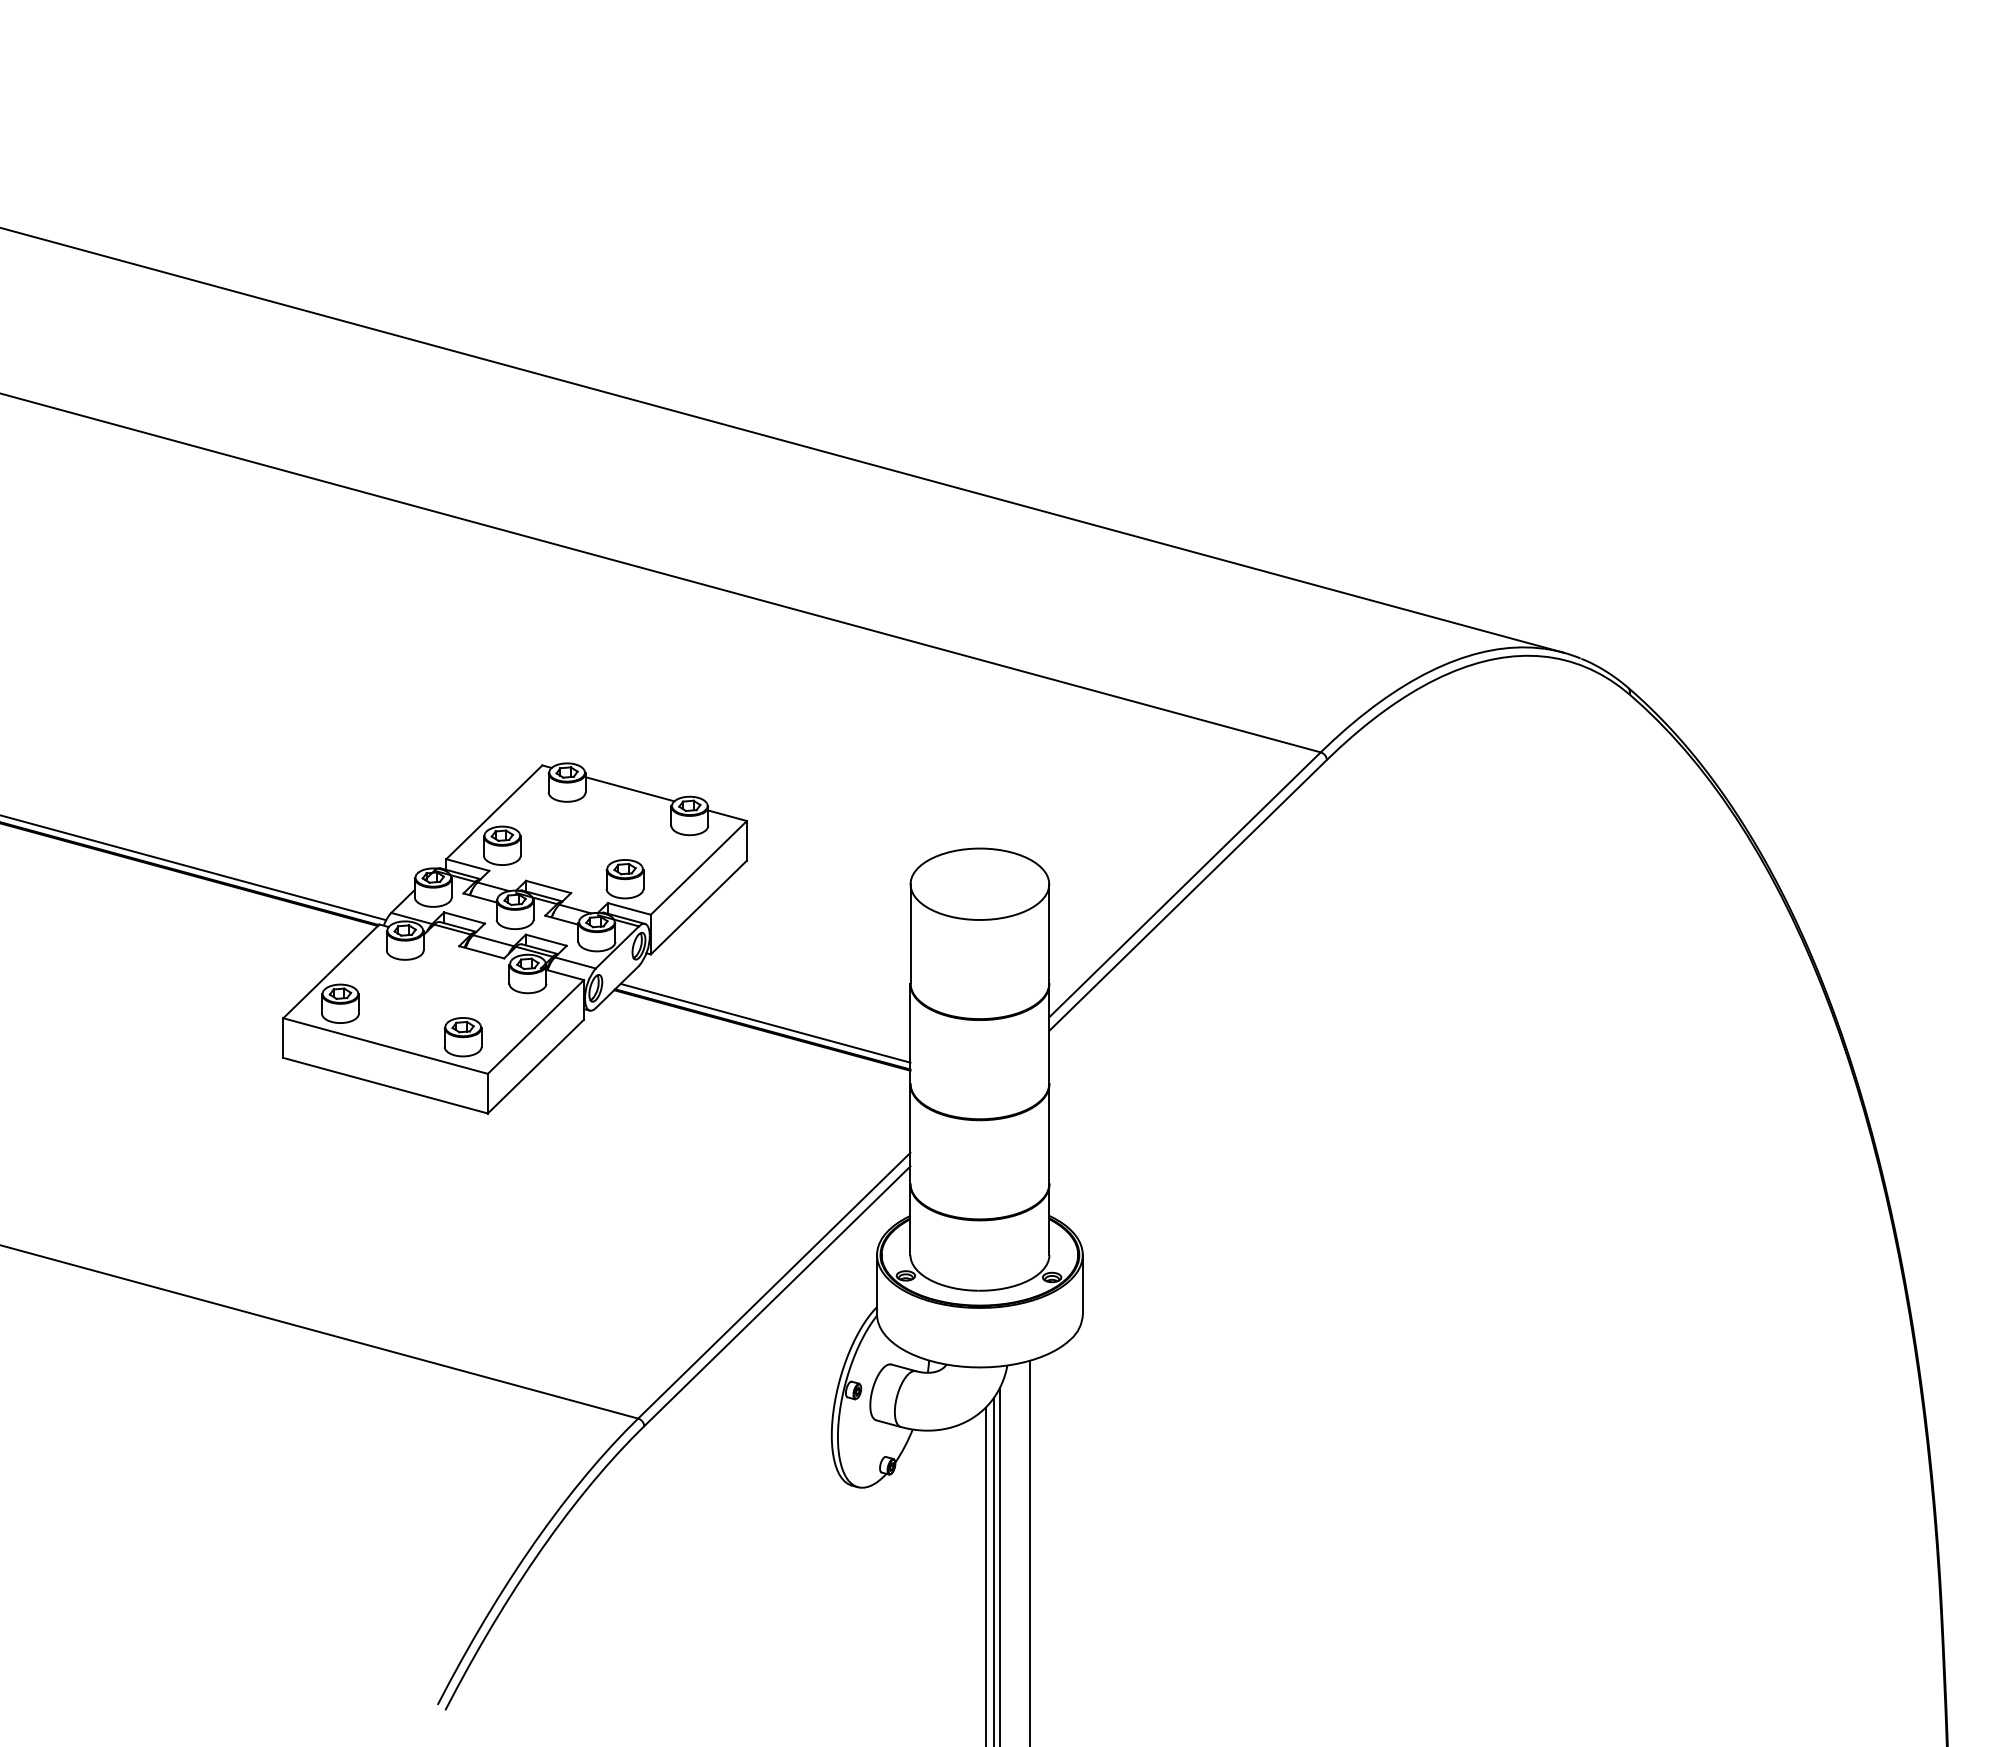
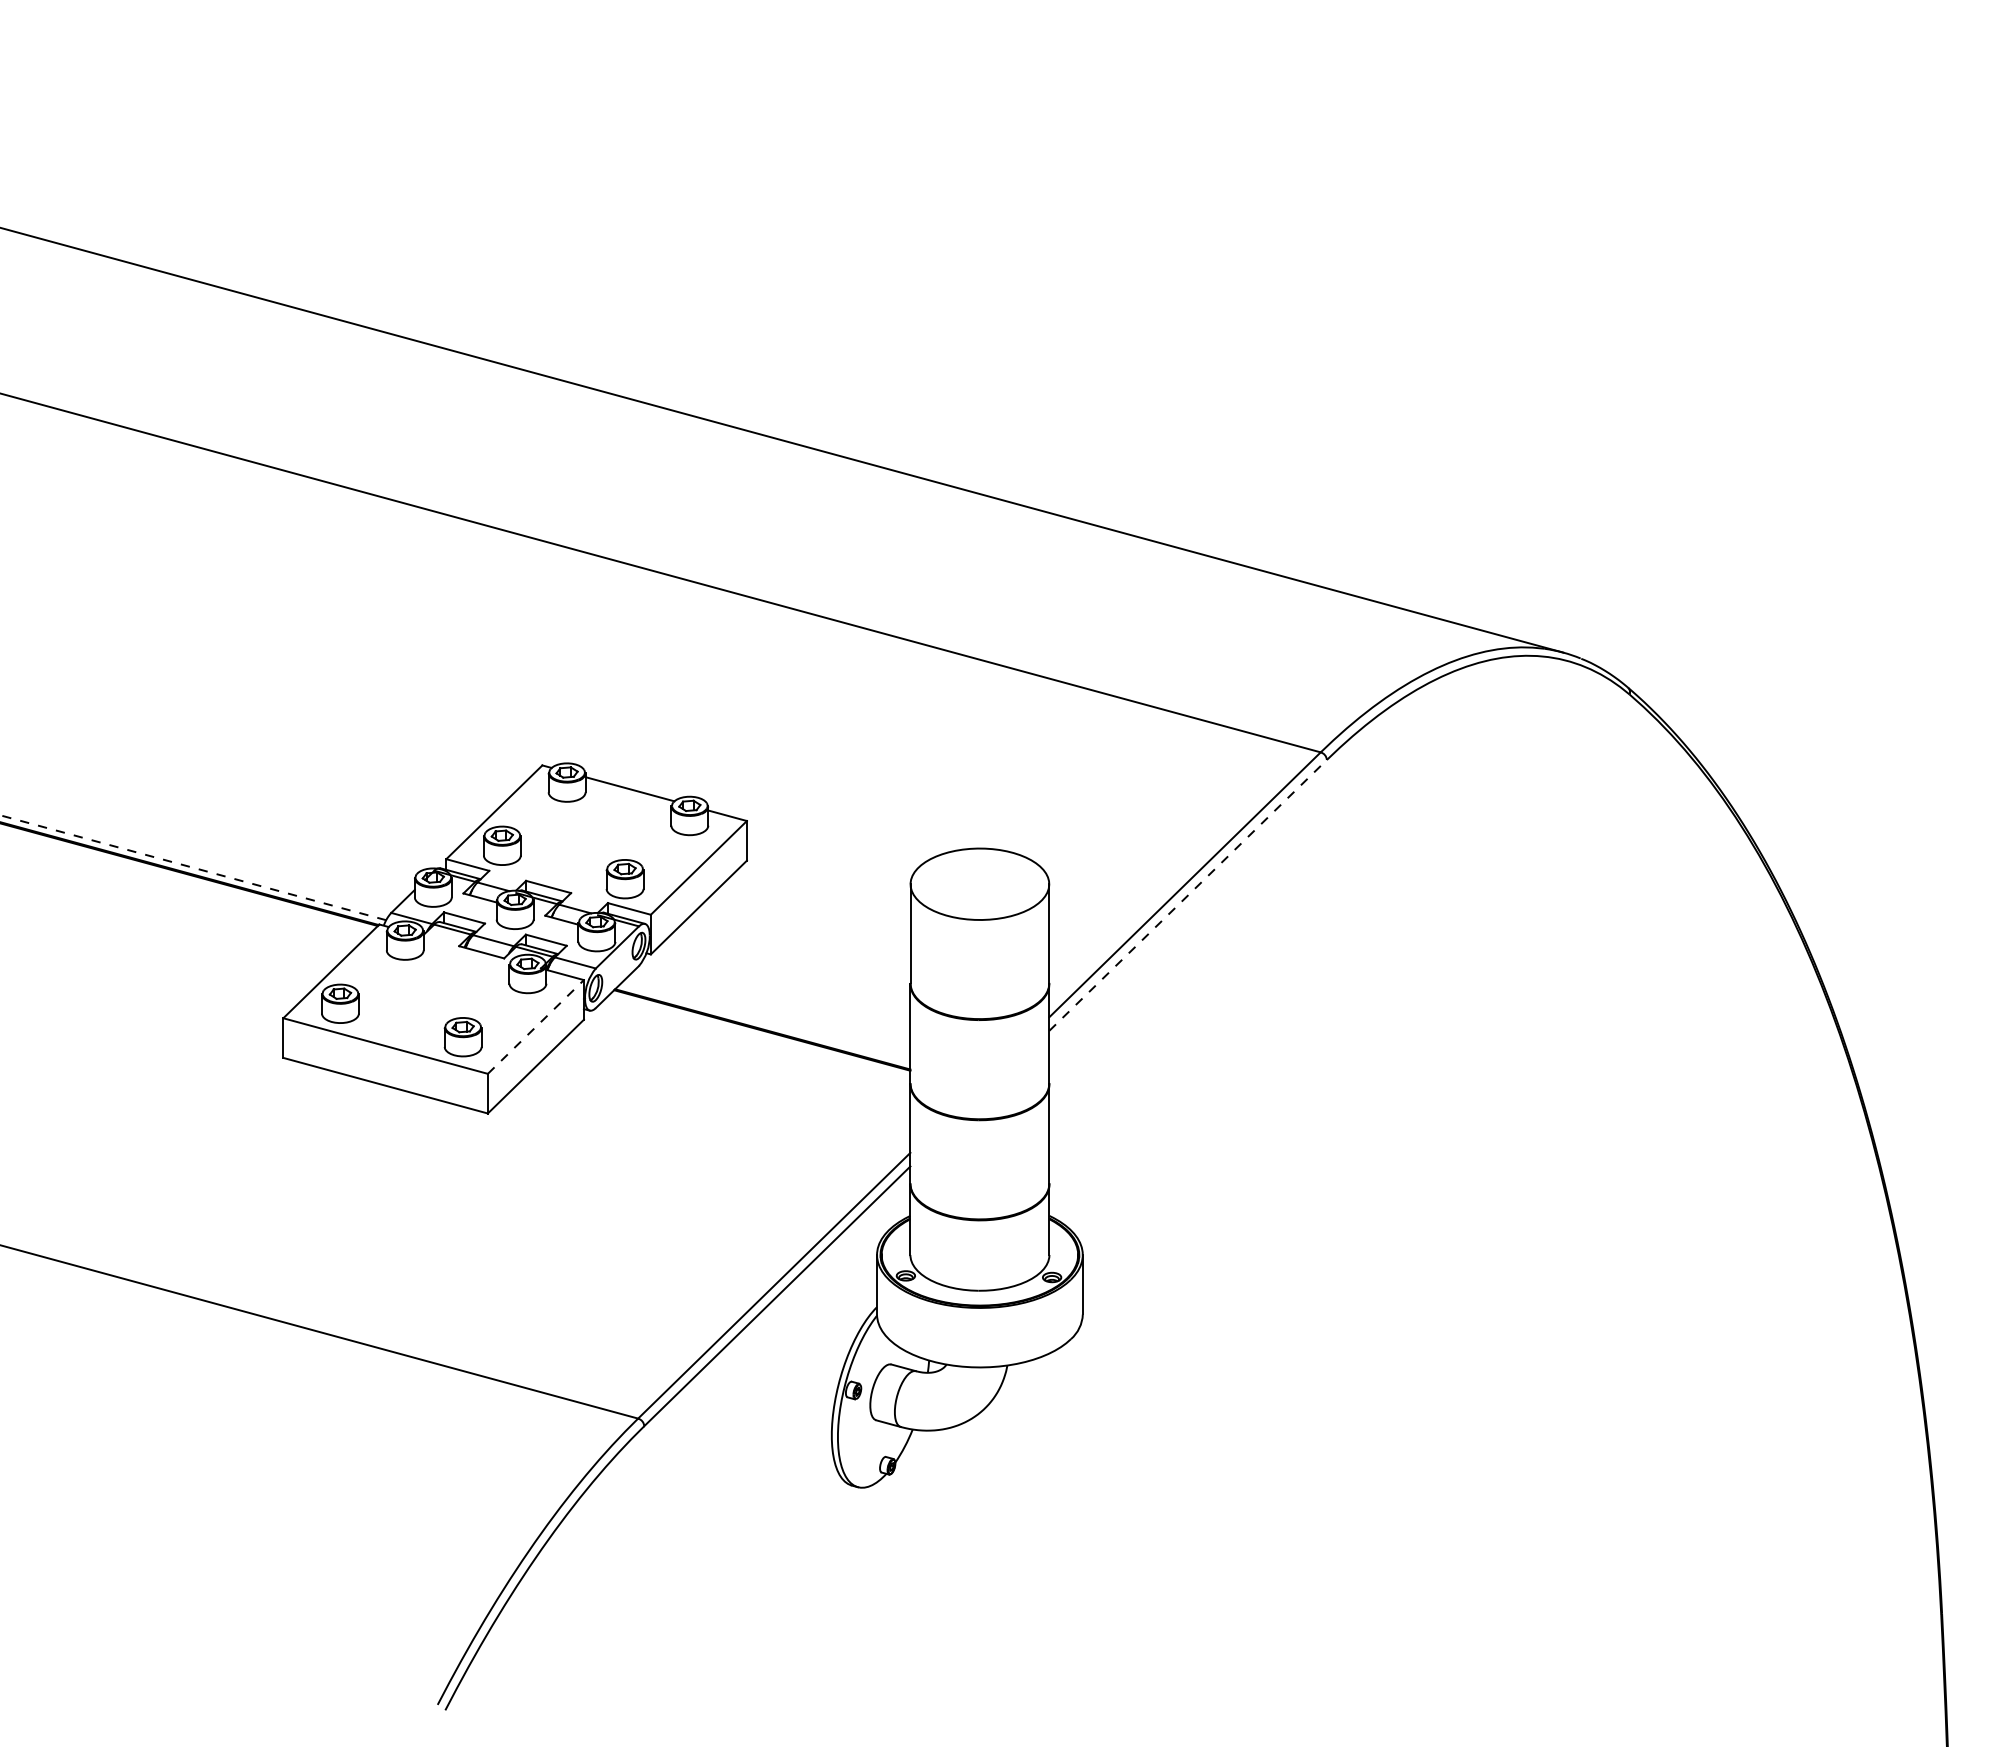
line: solid -> dashed (193, 867)
line: solid -> dashed (1188, 895)
line: present -> none (765, 1022)
line: solid -> dashed (536, 1026)
line: present -> none (1030, 1551)
line: present -> none (1000, 1565)
line: present -> none (993, 1570)
line: present -> none (985, 1575)
